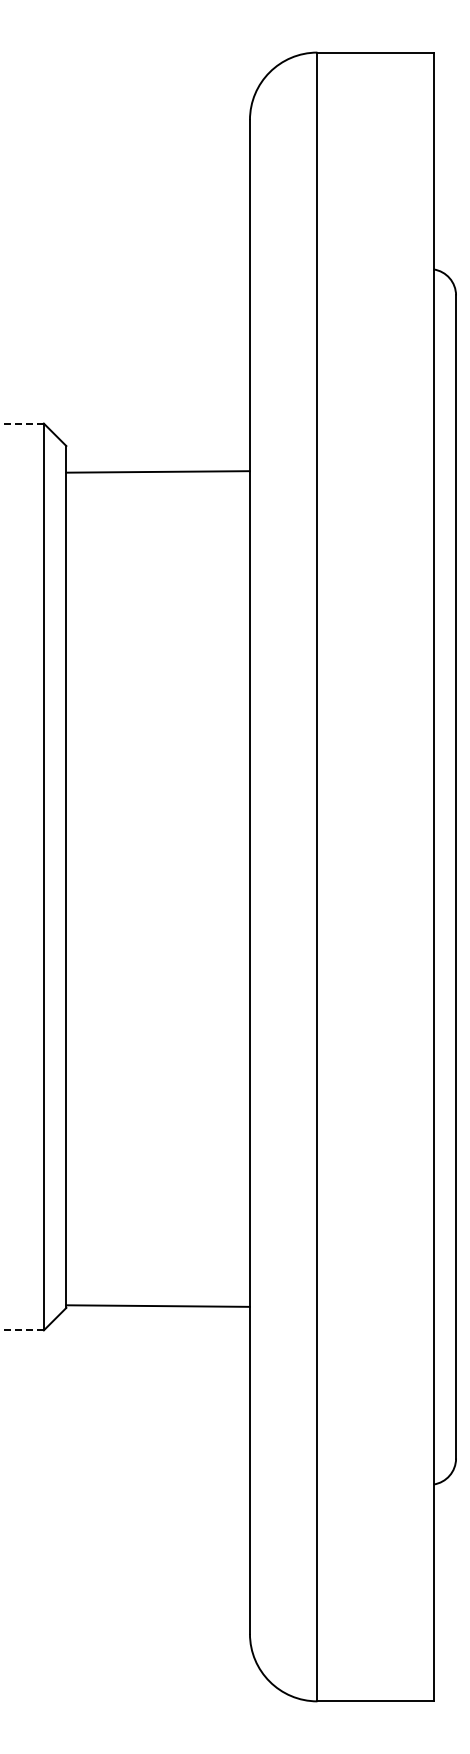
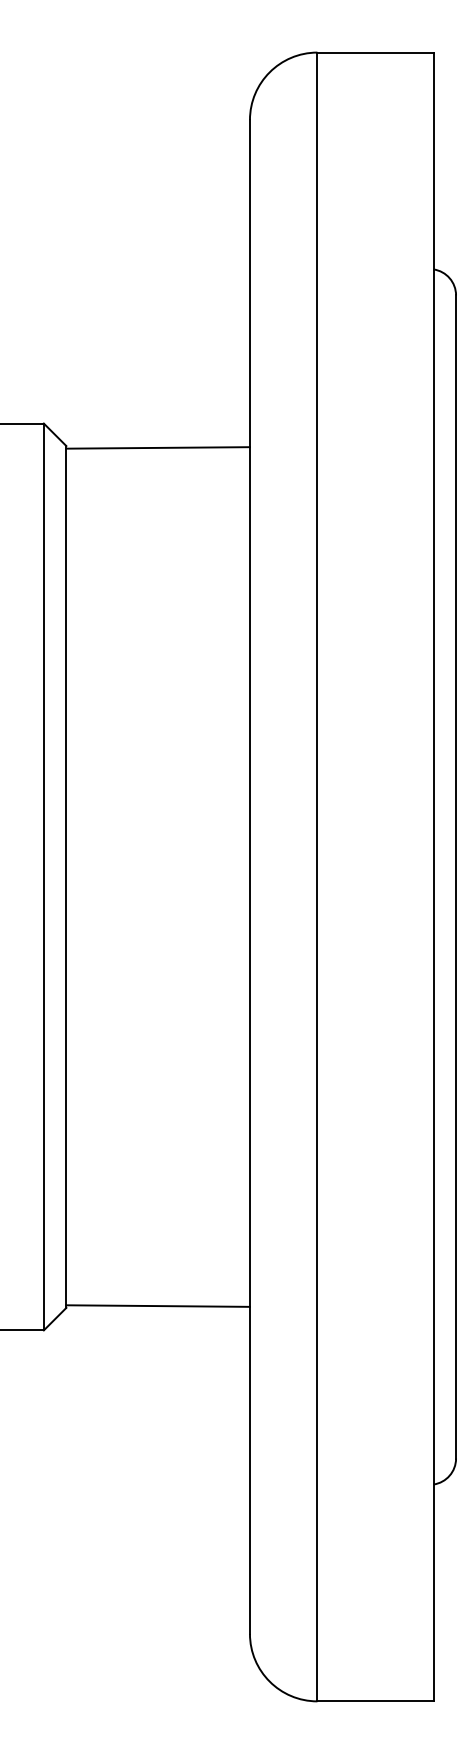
line: dashed -> solid (21, 423)
line position: (157, 471) -> (157, 447) (157, 447)
line: dashed -> solid (21, 1330)
